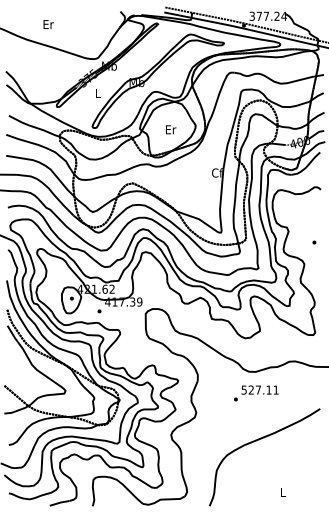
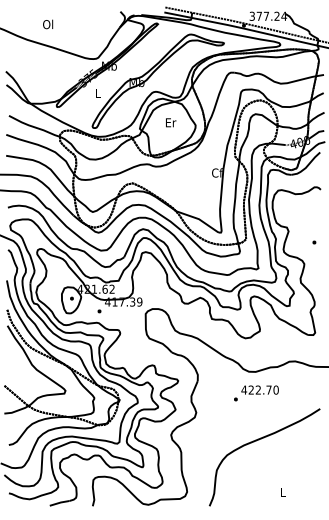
text: Er -> Ol (48, 24)
text position: (171, 129) -> (171, 122) (171, 122)
text: 527.11 -> 422.70 (259, 389)
